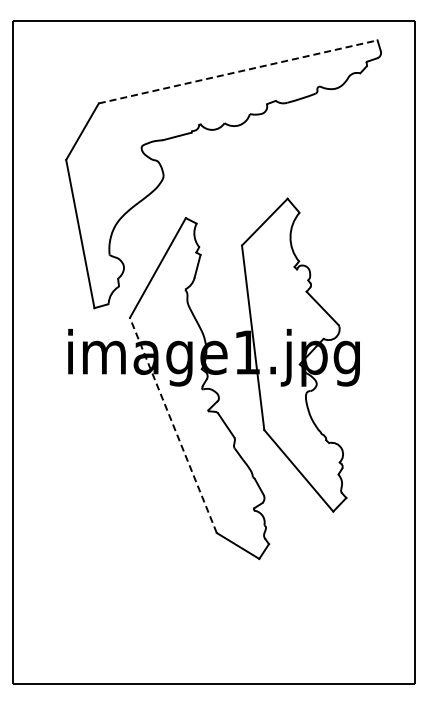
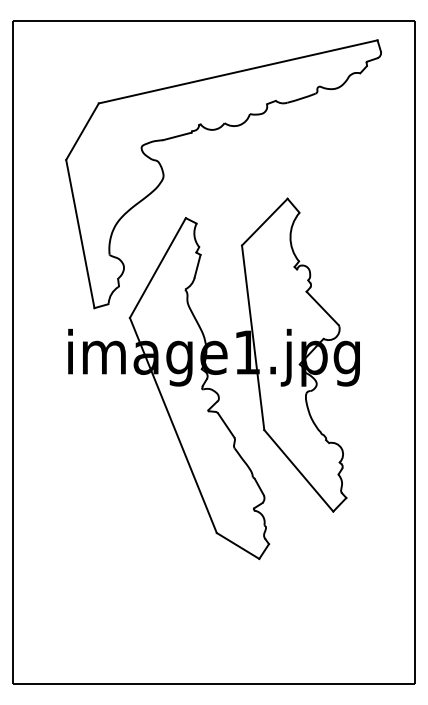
line: dashed -> solid (238, 71)
line: dashed -> solid (173, 425)
